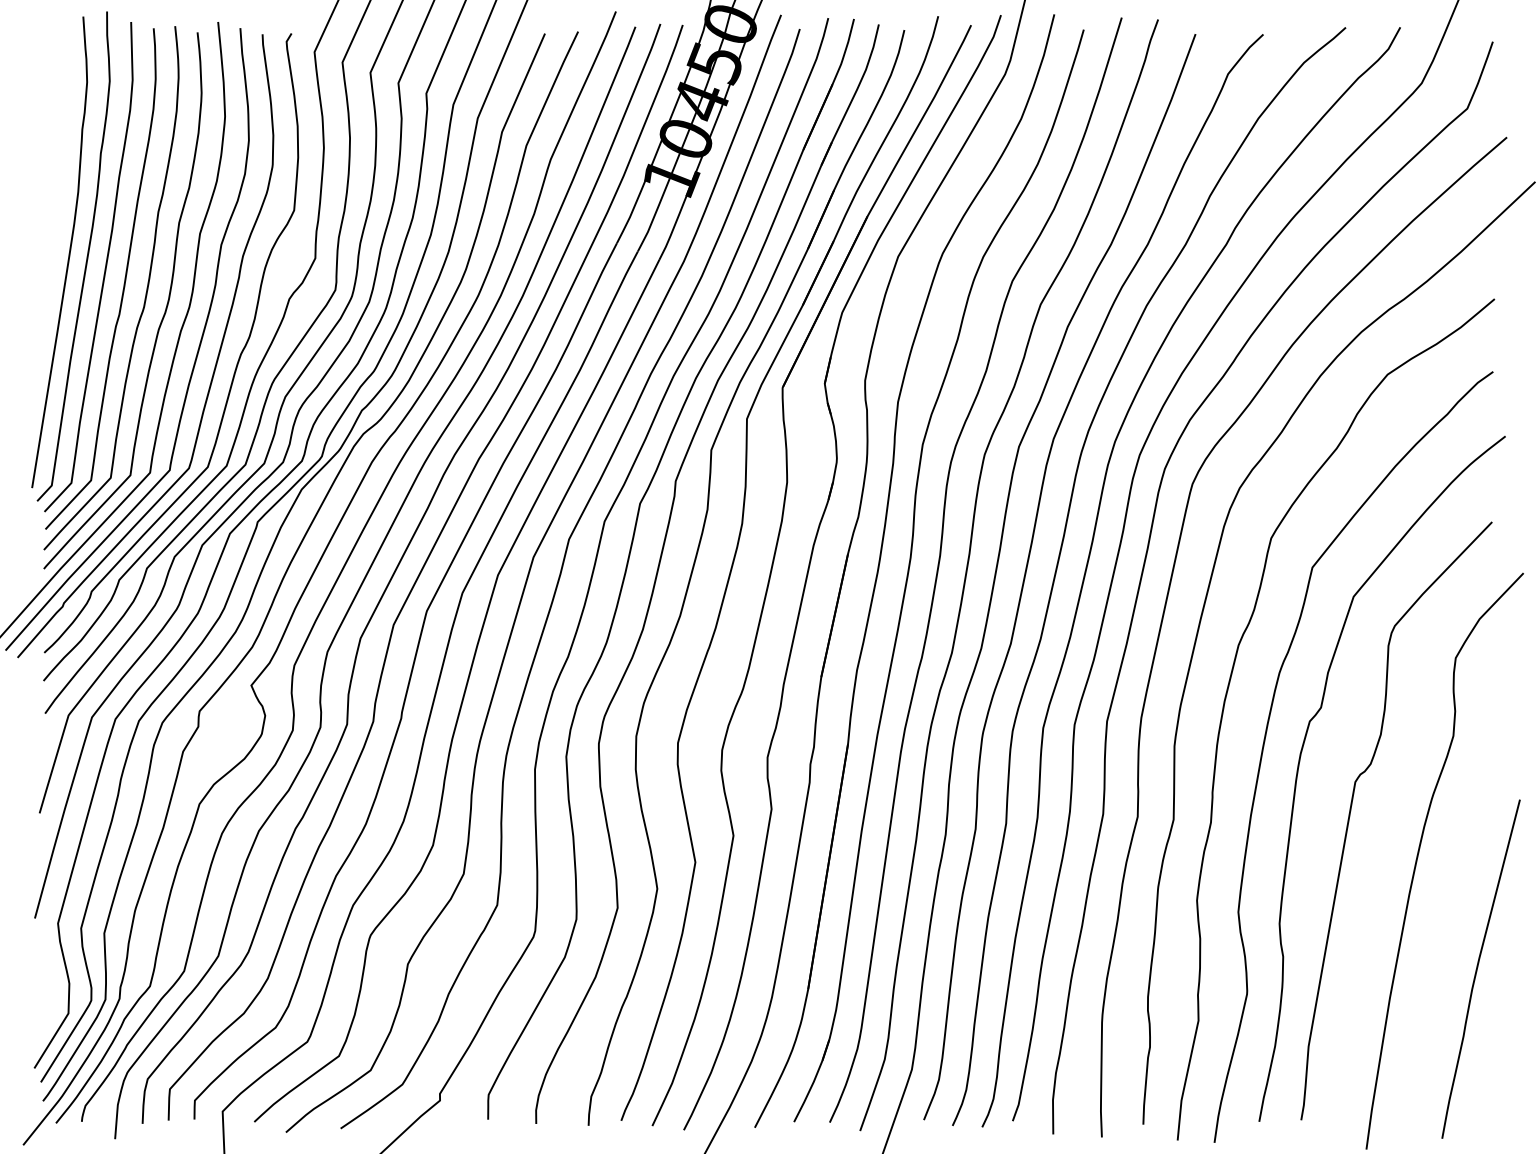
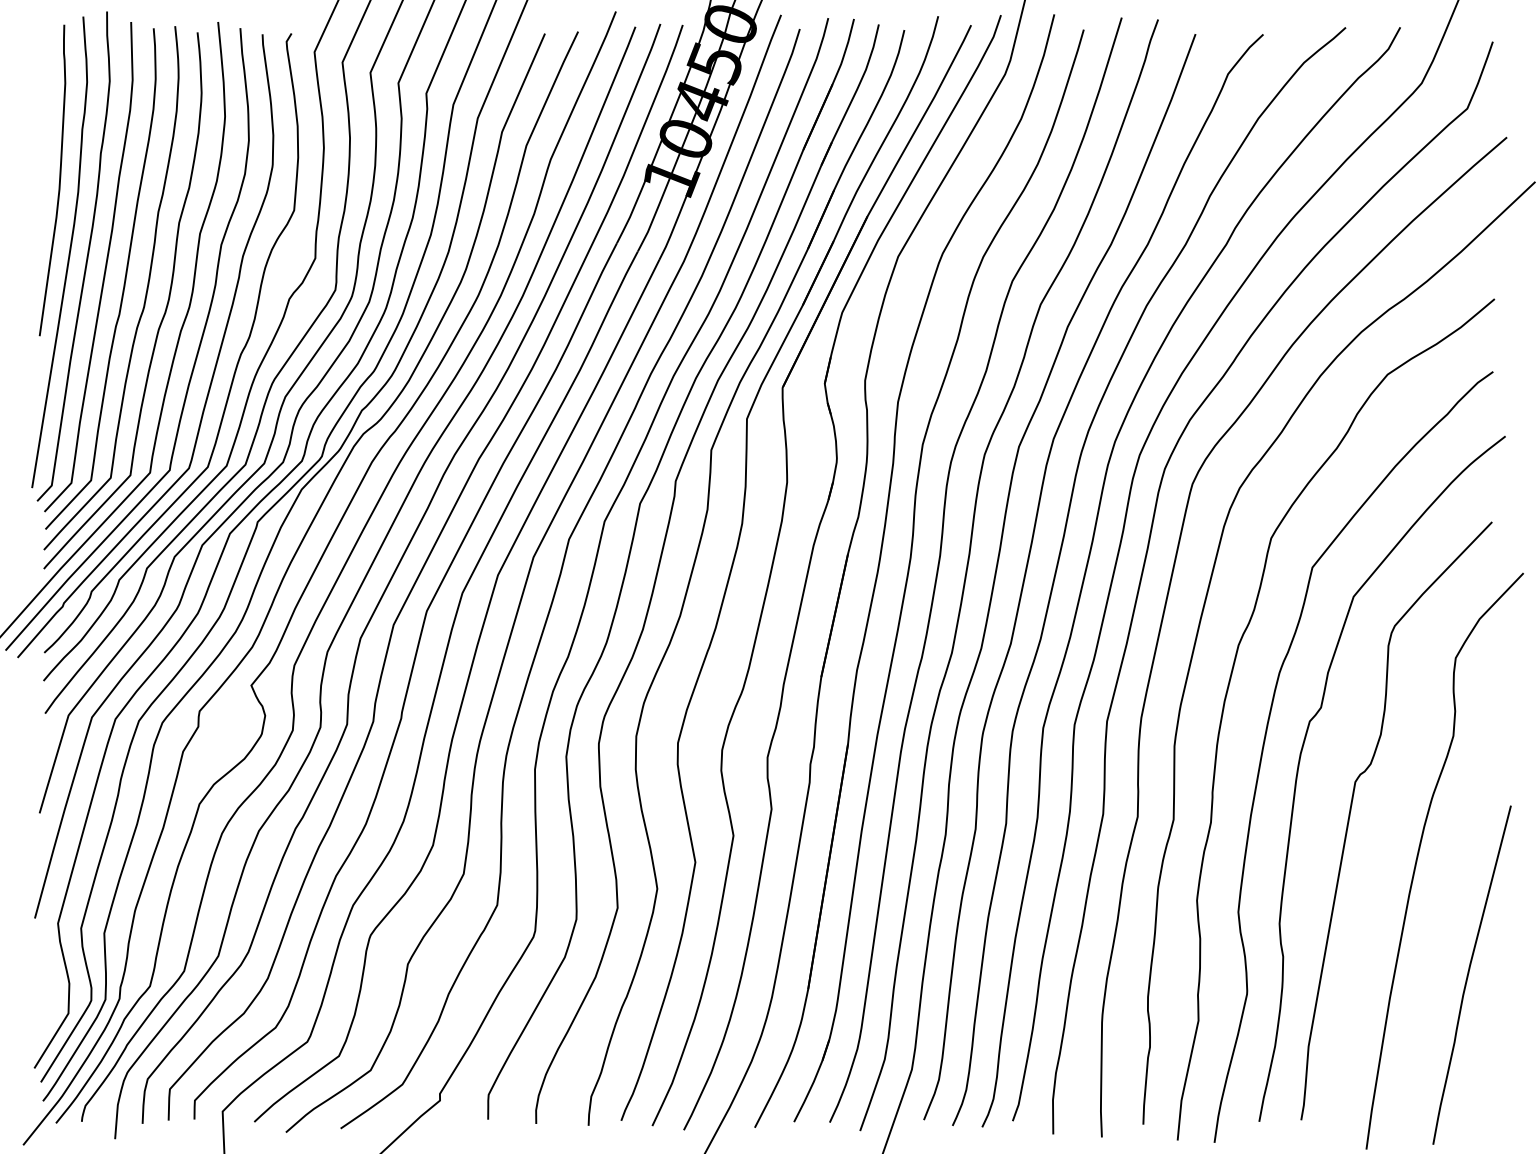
curve: none -> present (59, 180)
curve position: (1478, 967) -> (1469, 973) (1469, 973)
